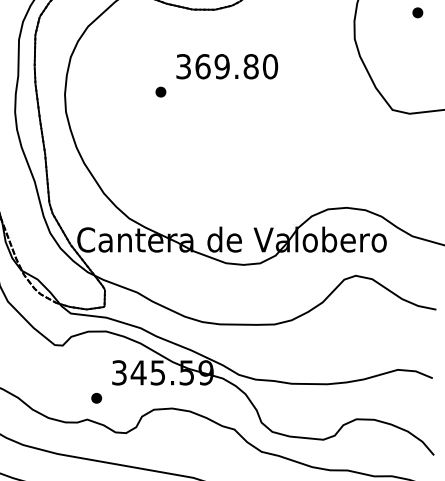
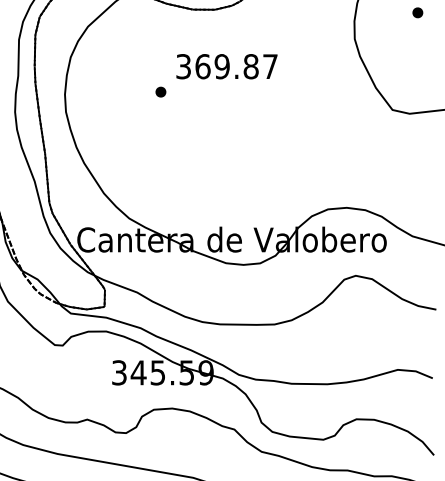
text: 369.80 -> 369.87 (270, 66)
part: present -> none (96, 398)
